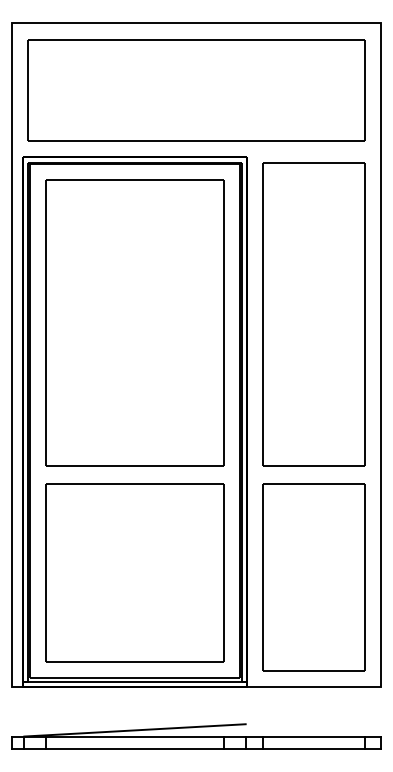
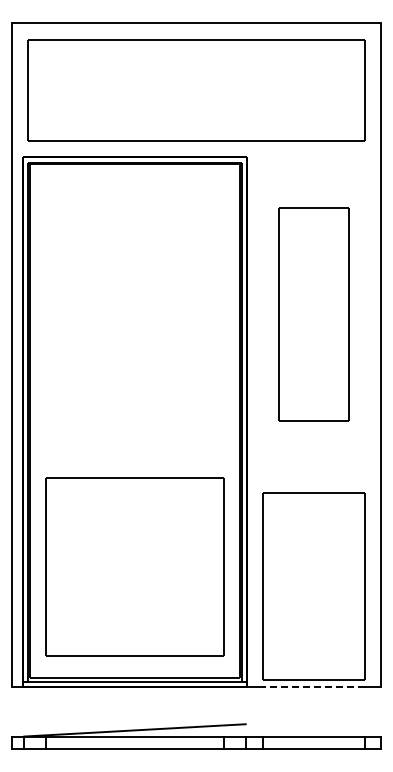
part size: 104x305 px -> 72x215 px (313, 314)
part: present -> none (134, 322)
part position: (134, 572) -> (134, 566) (134, 566)
part position: (313, 577) -> (313, 586) (313, 586)
line: solid -> dashed (313, 687)
